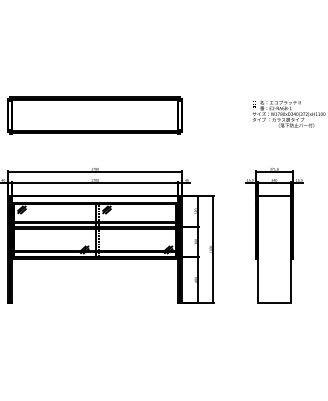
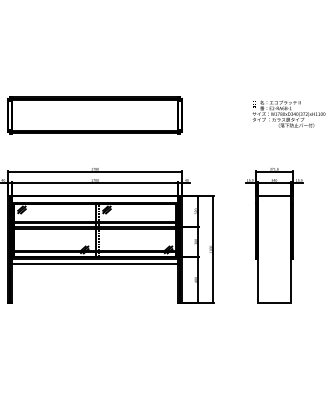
line: none -> present (94, 264)
